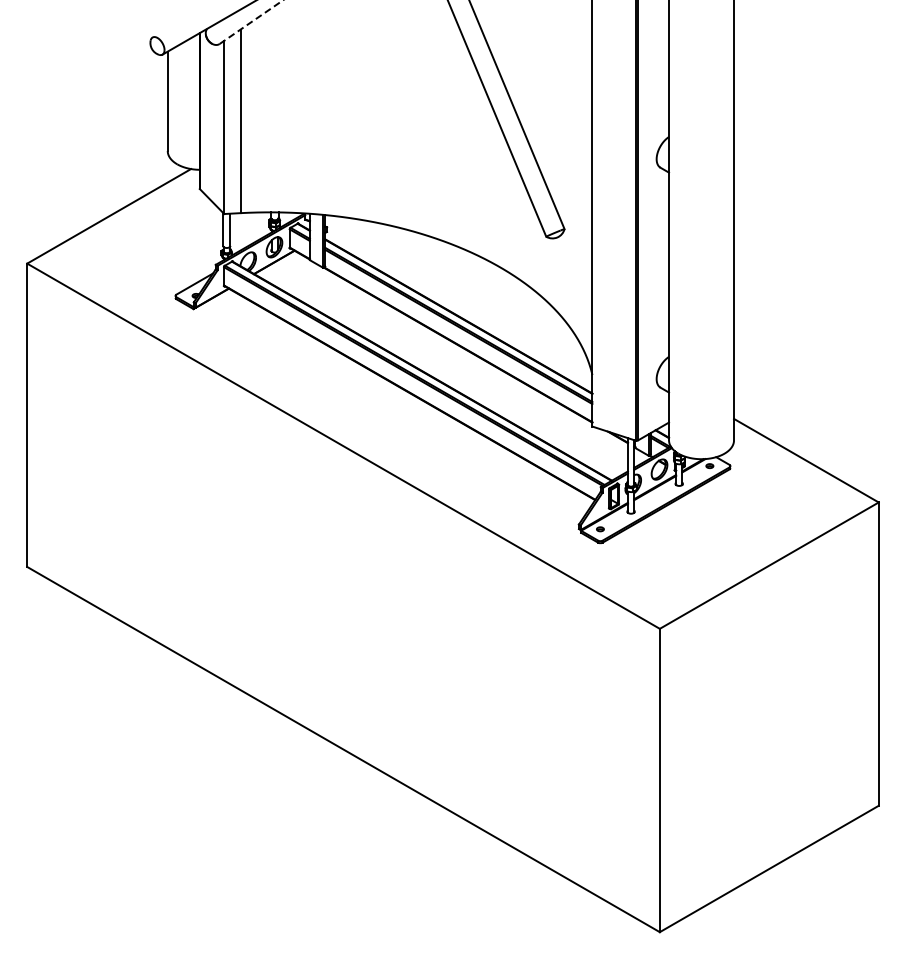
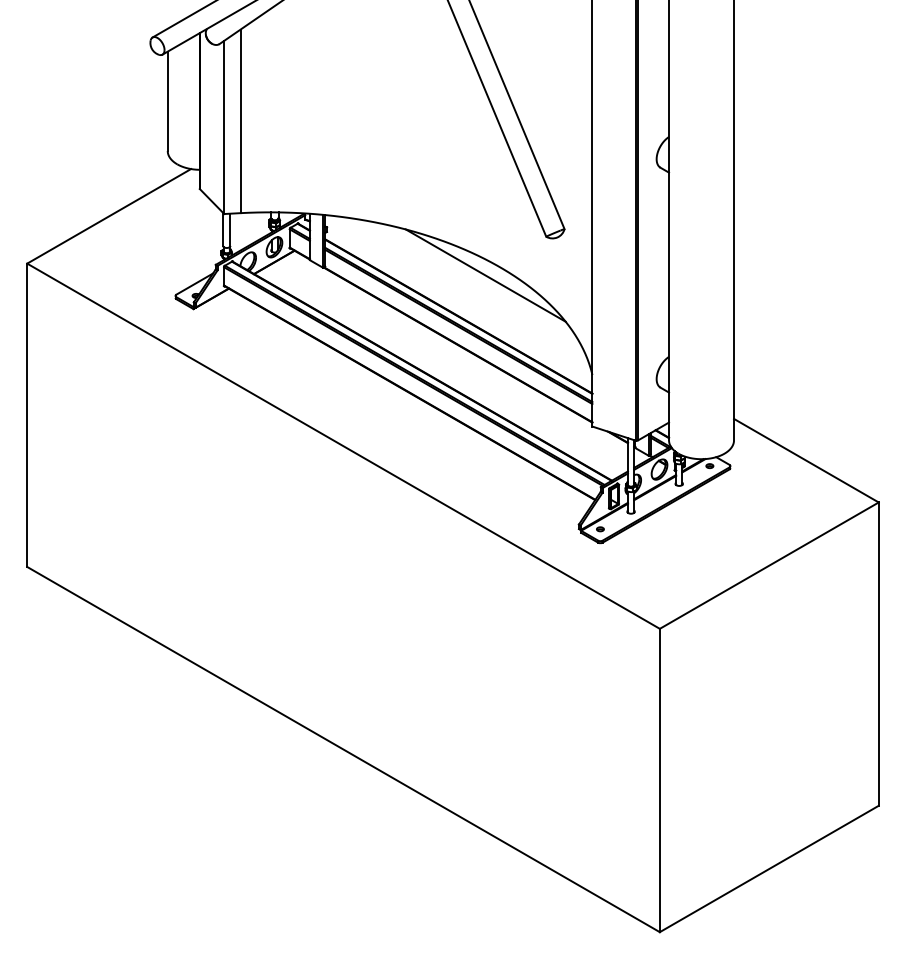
line: none -> present (182, 19)
line: dashed -> solid (251, 21)
line: none -> present (485, 275)
